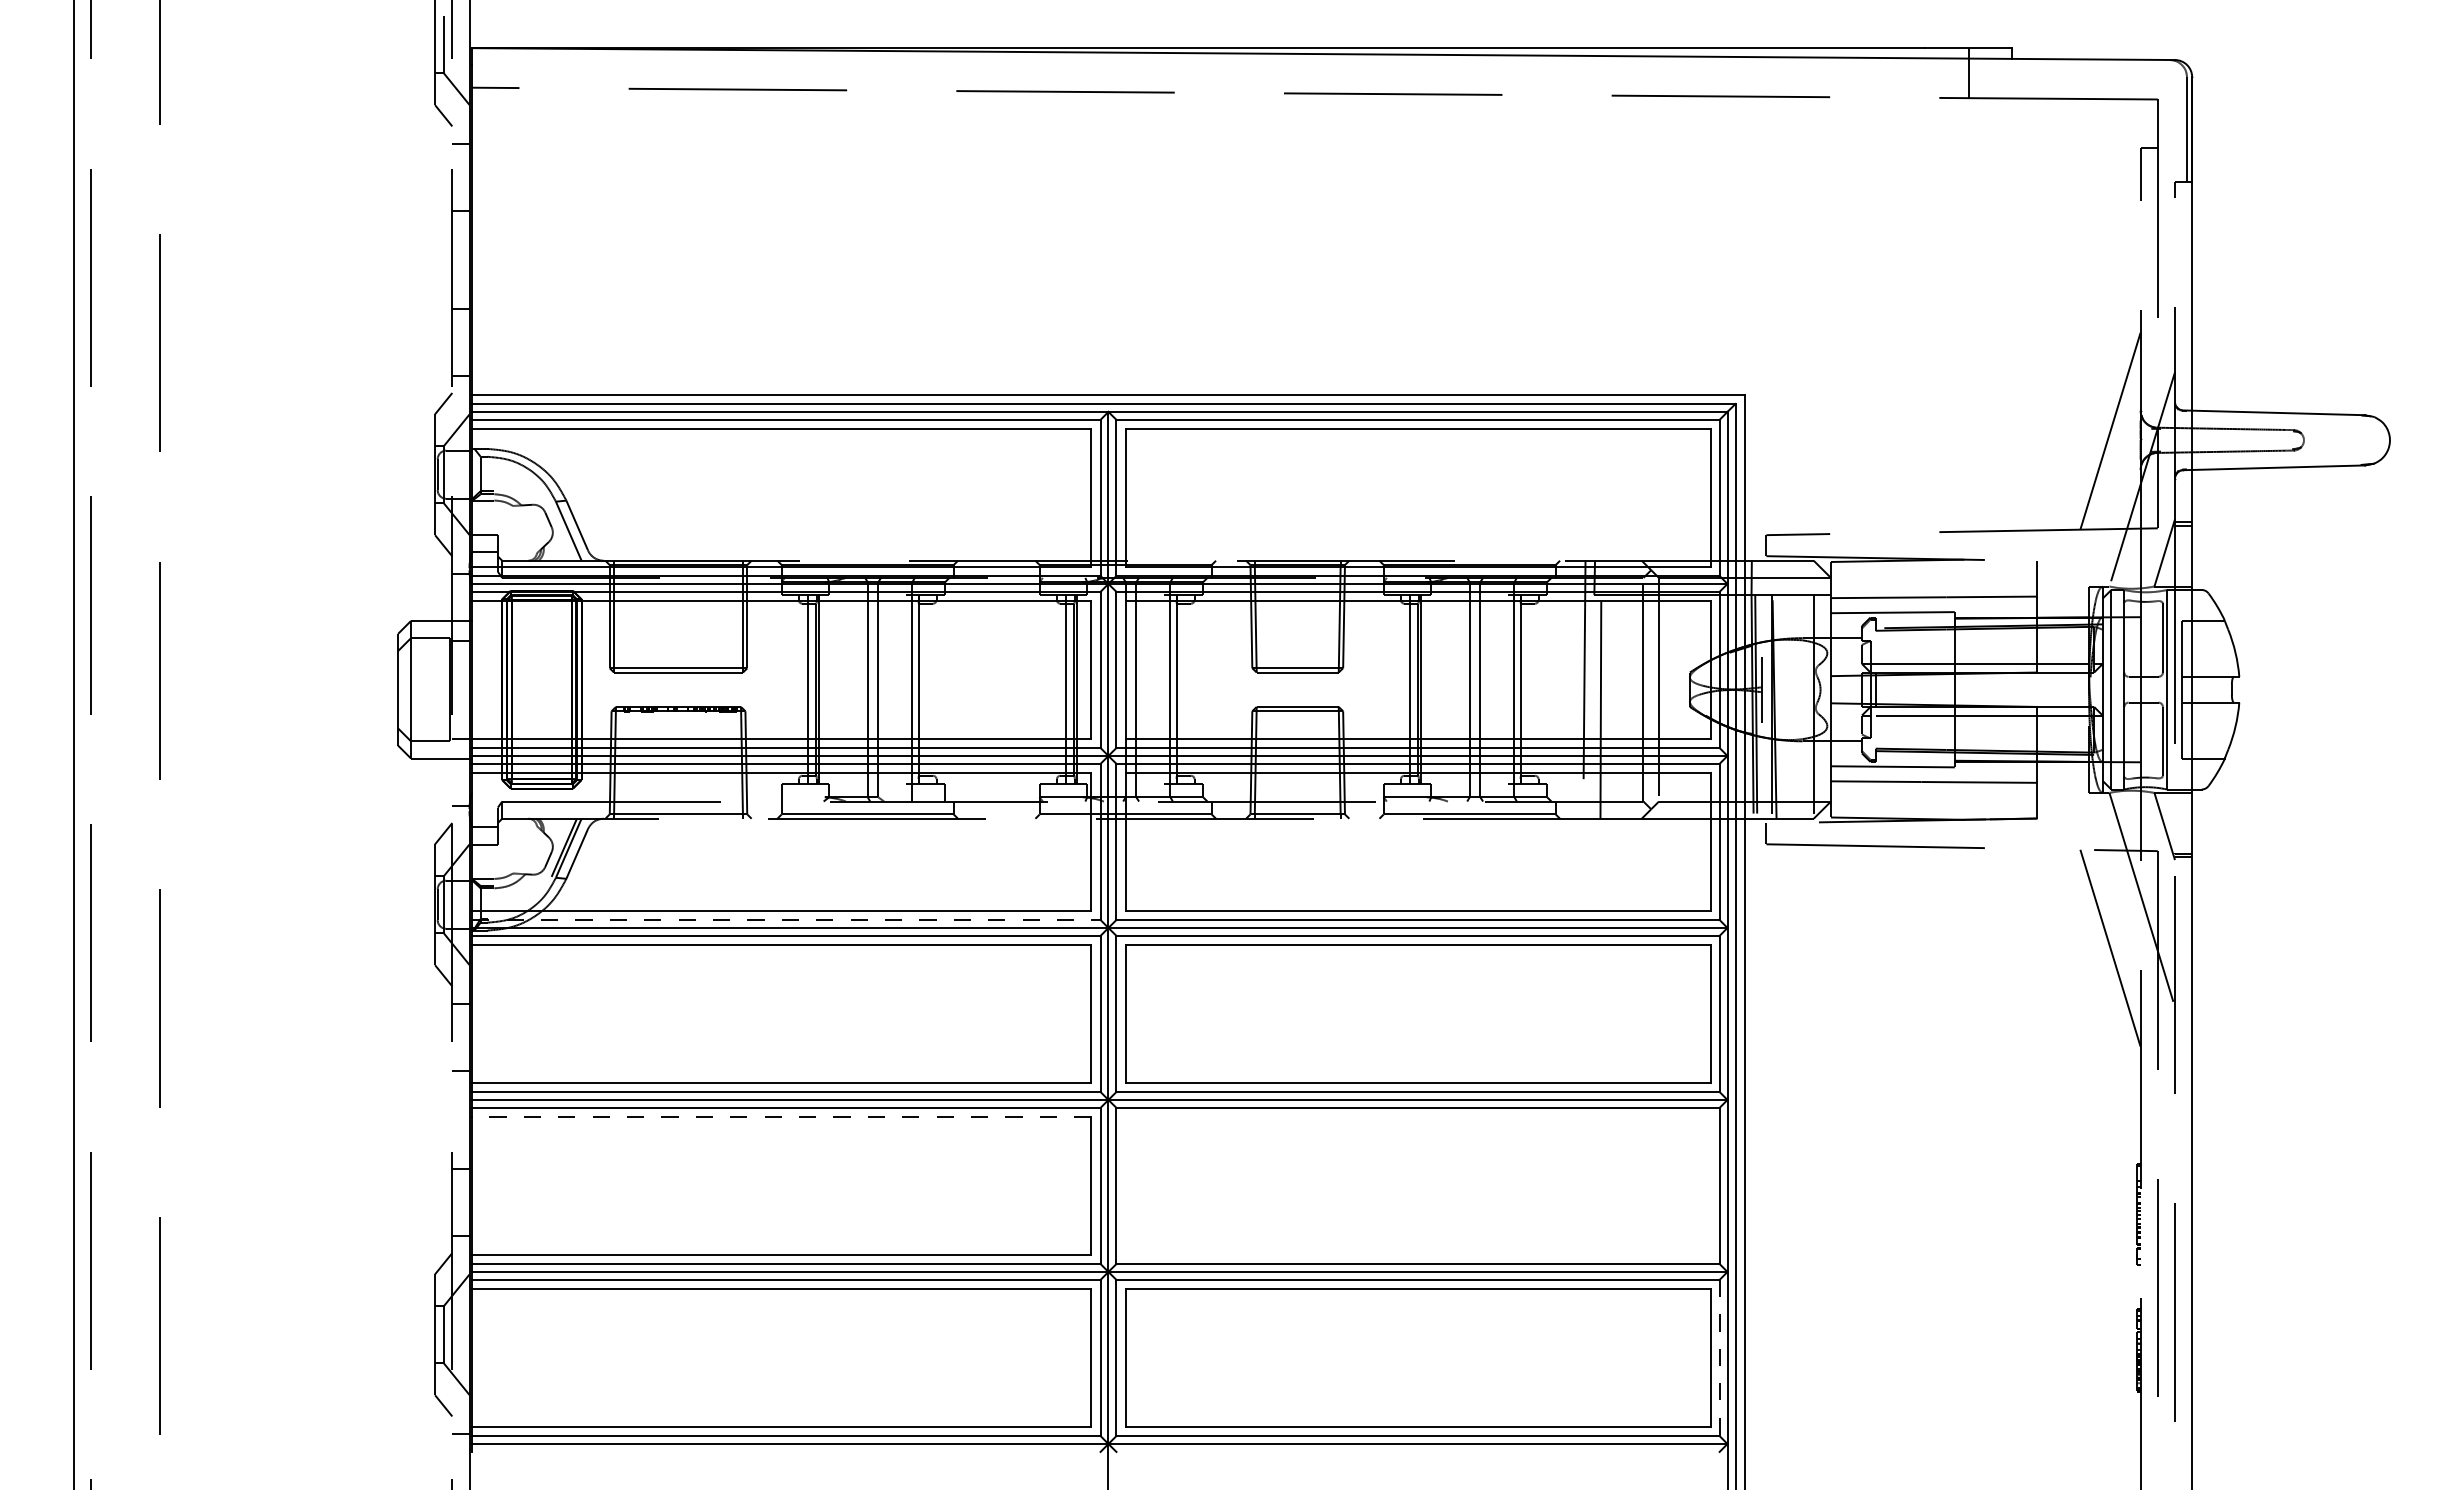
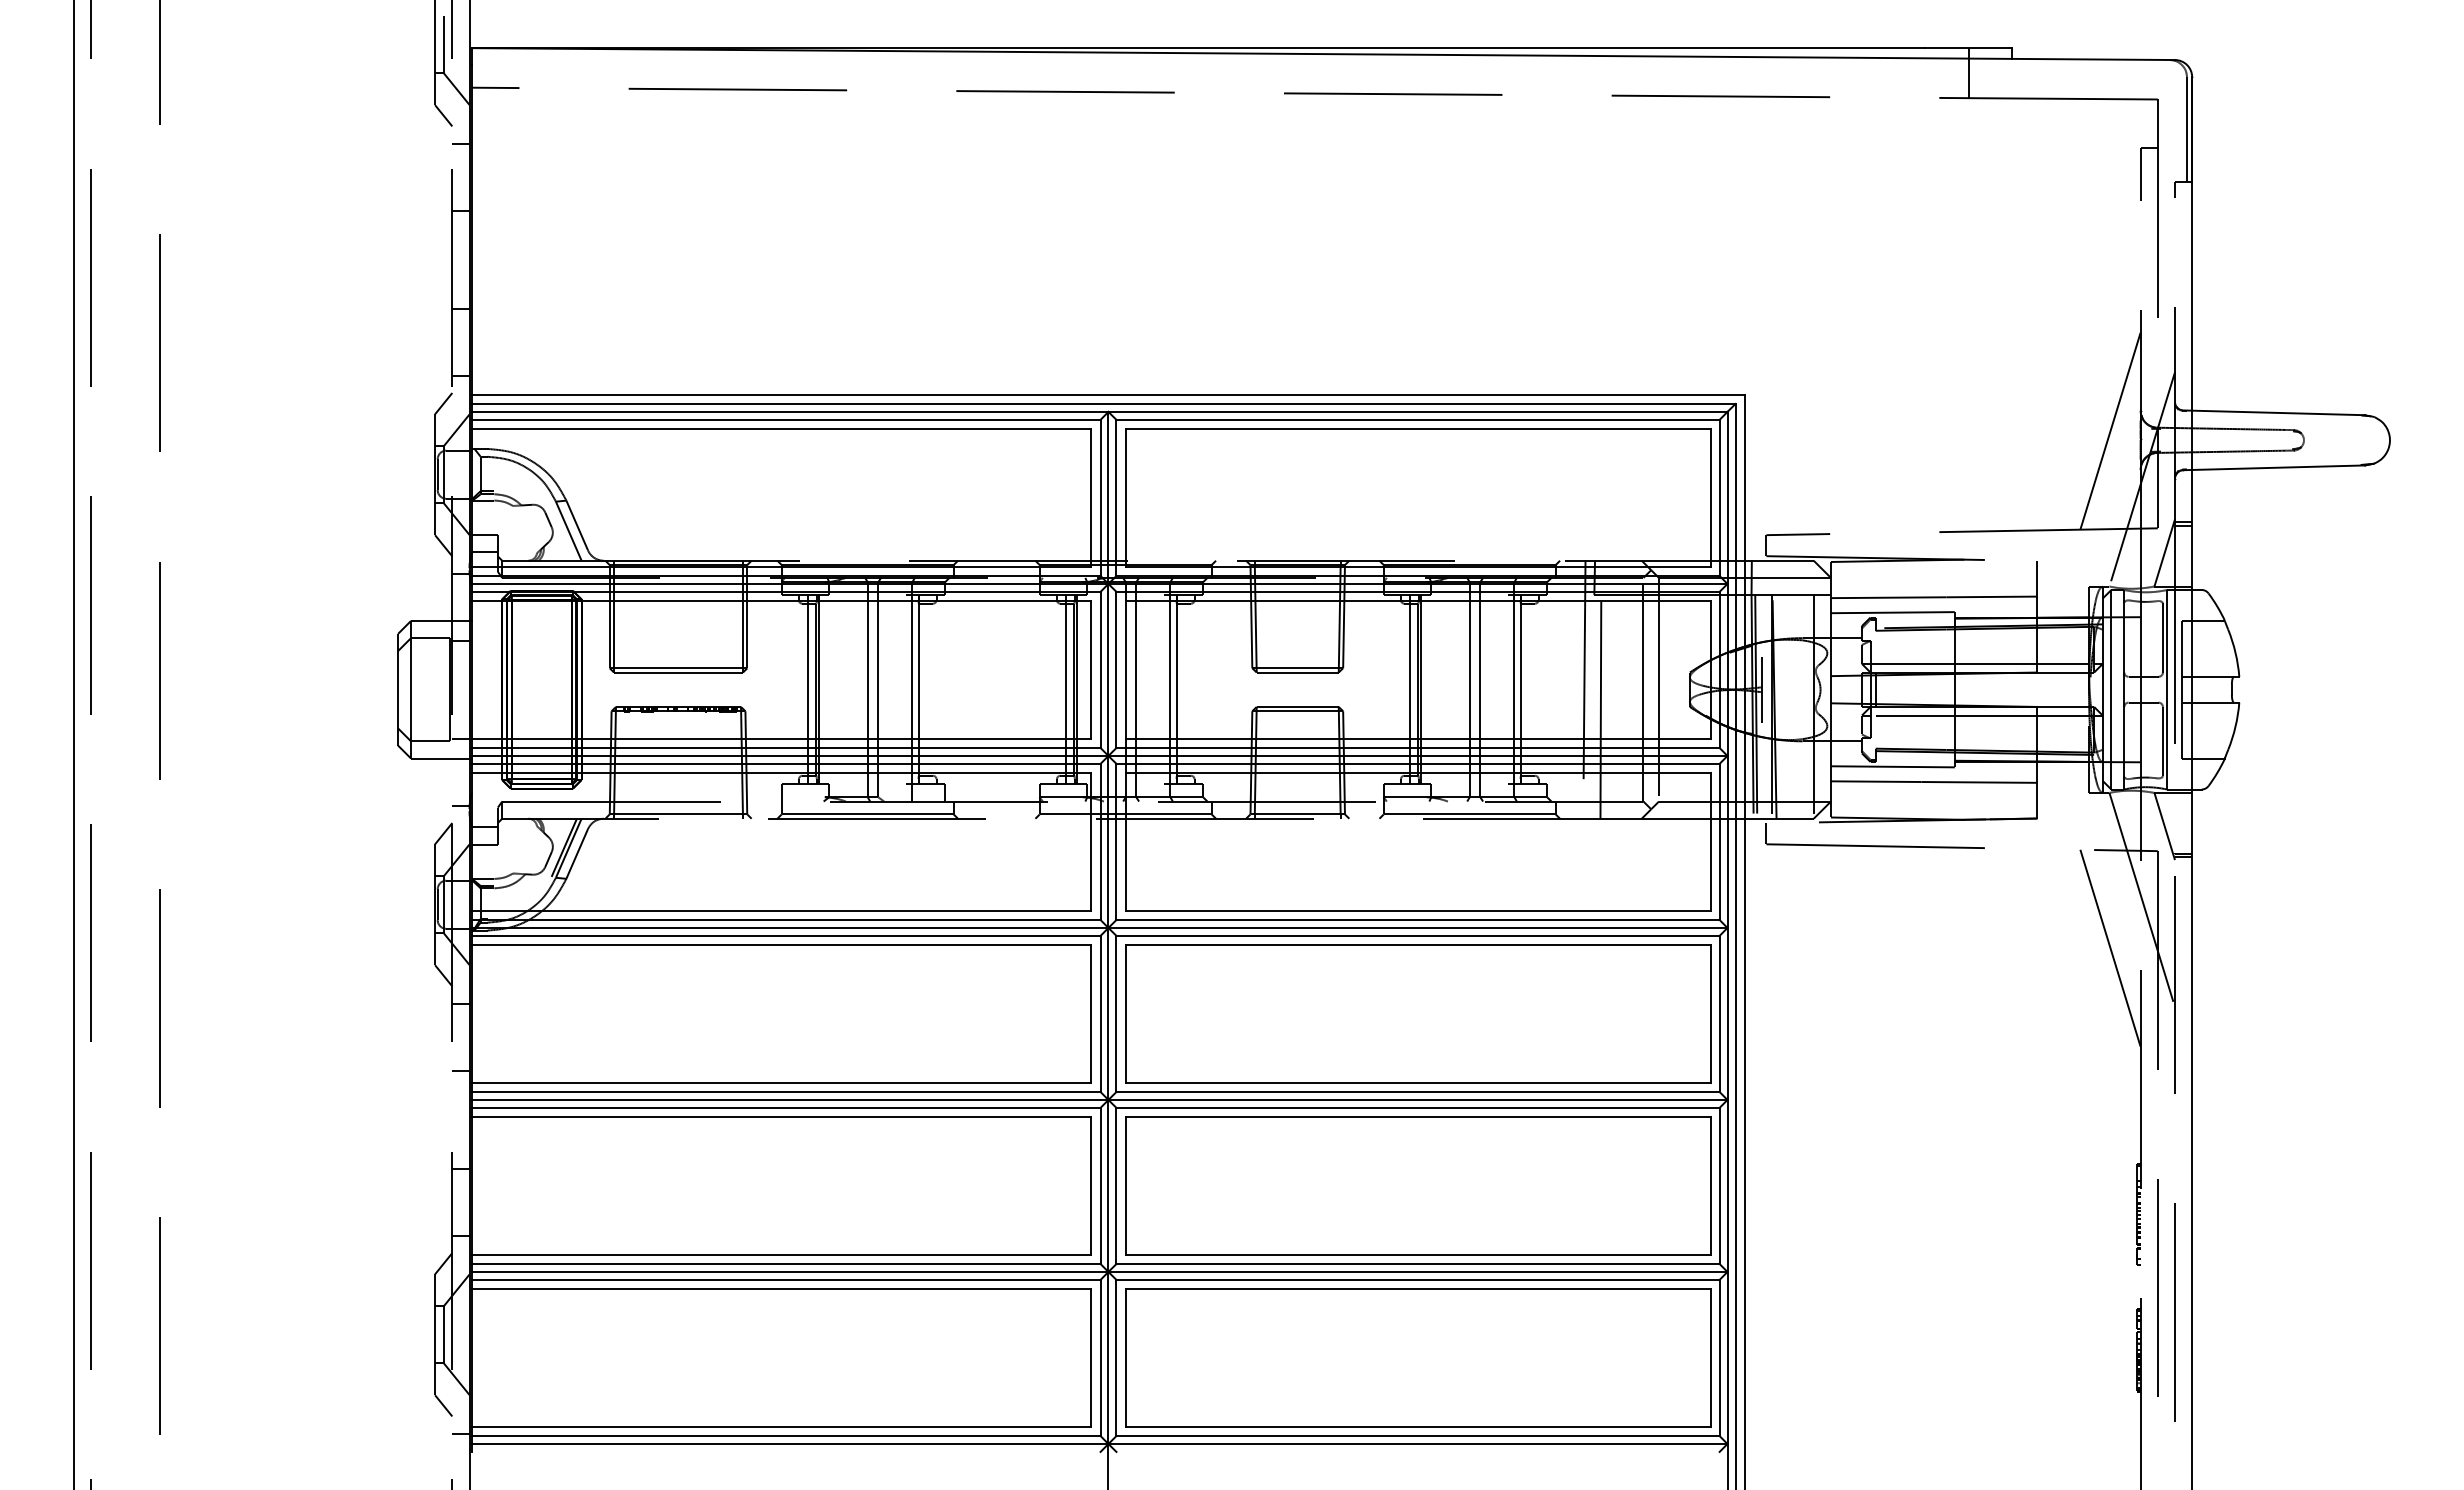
line: dashed -> solid (786, 919)
line: dashed -> solid (781, 1117)
part: none -> present (1418, 1185)
line: dashed -> solid (1719, 1358)
